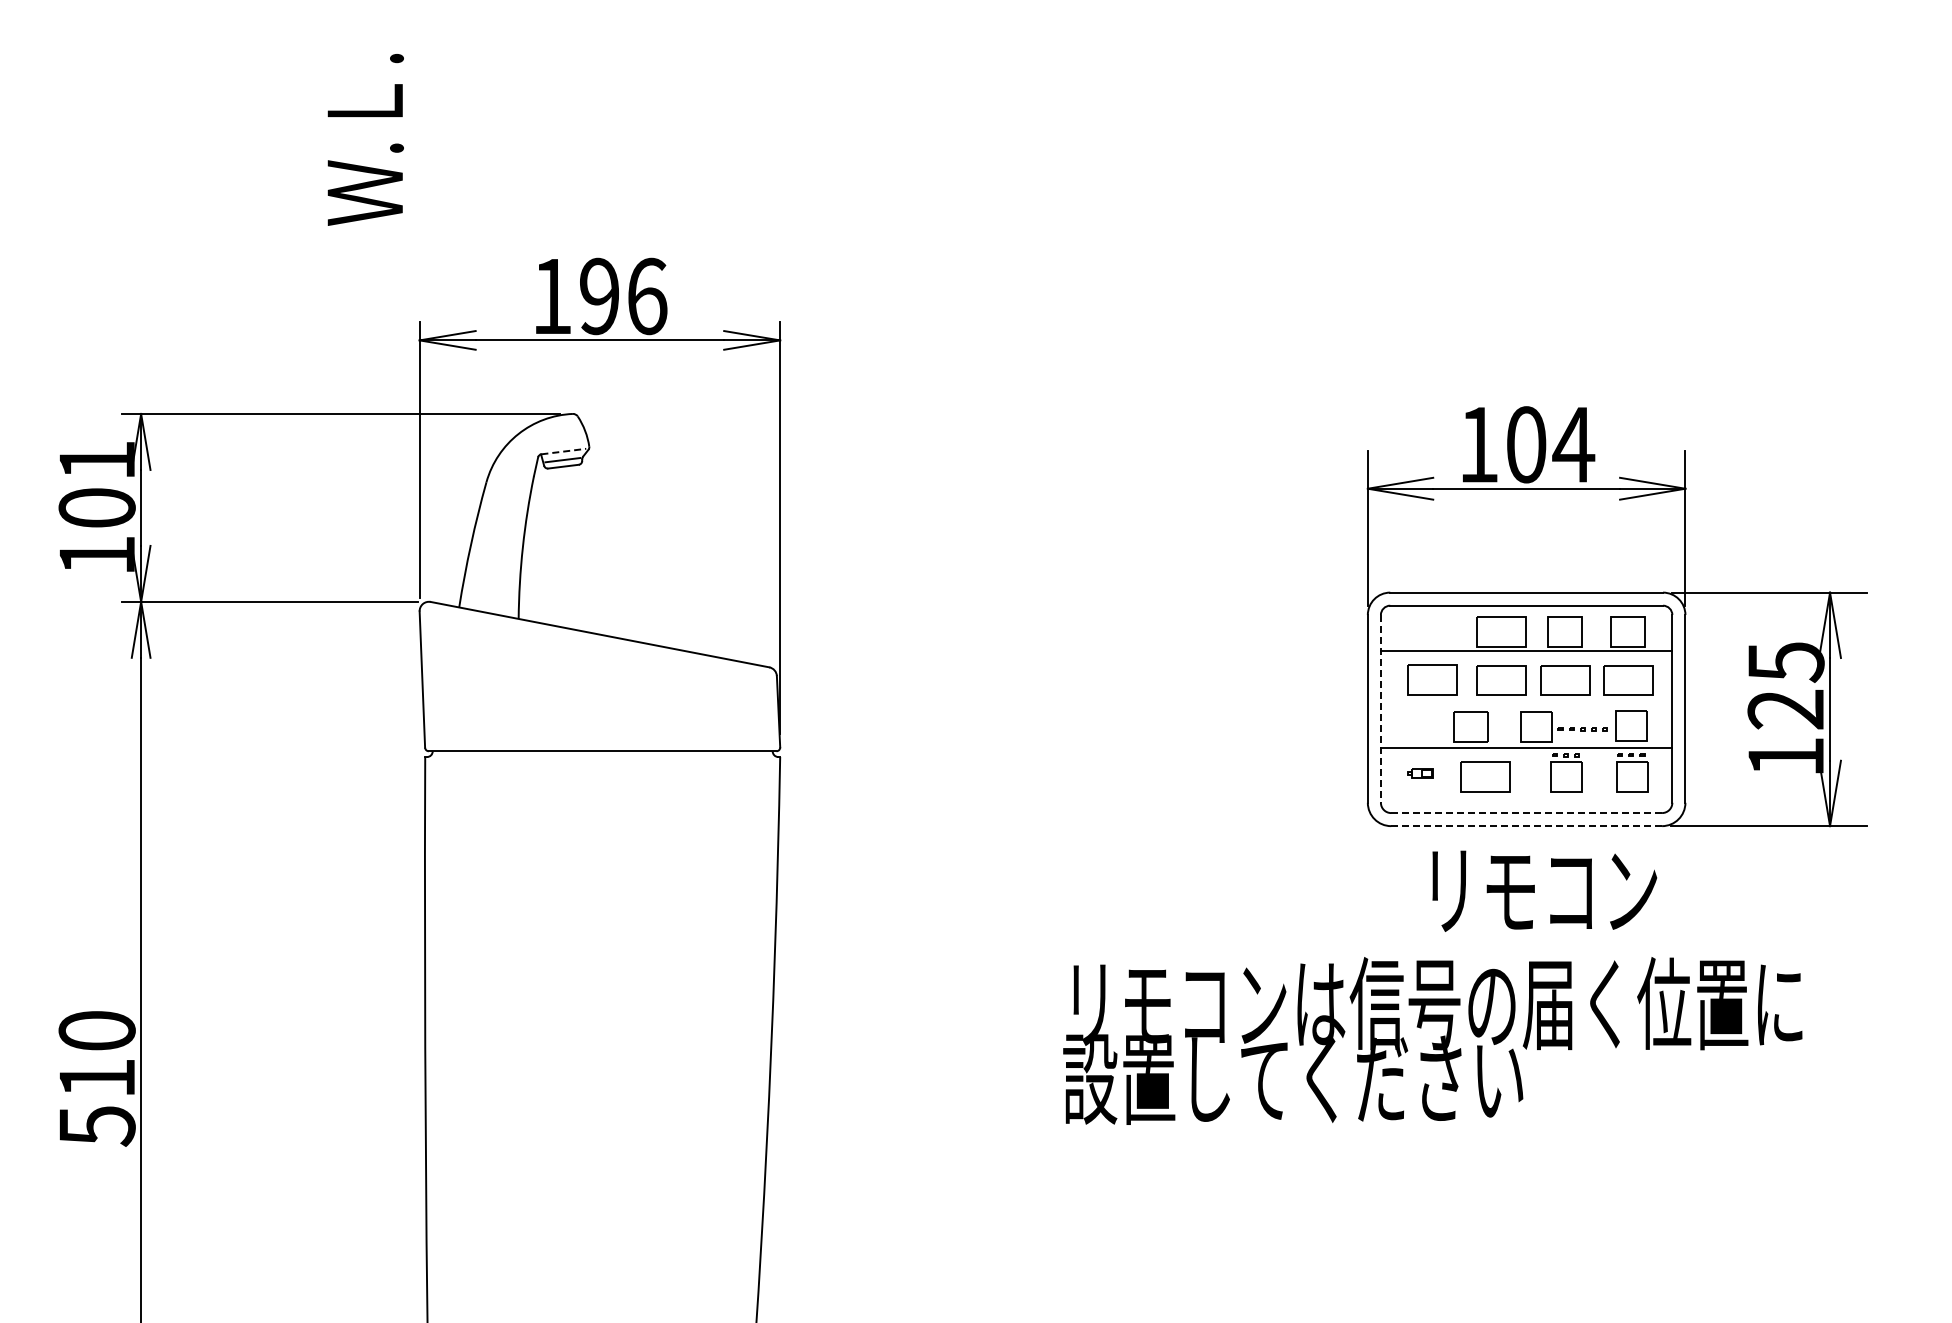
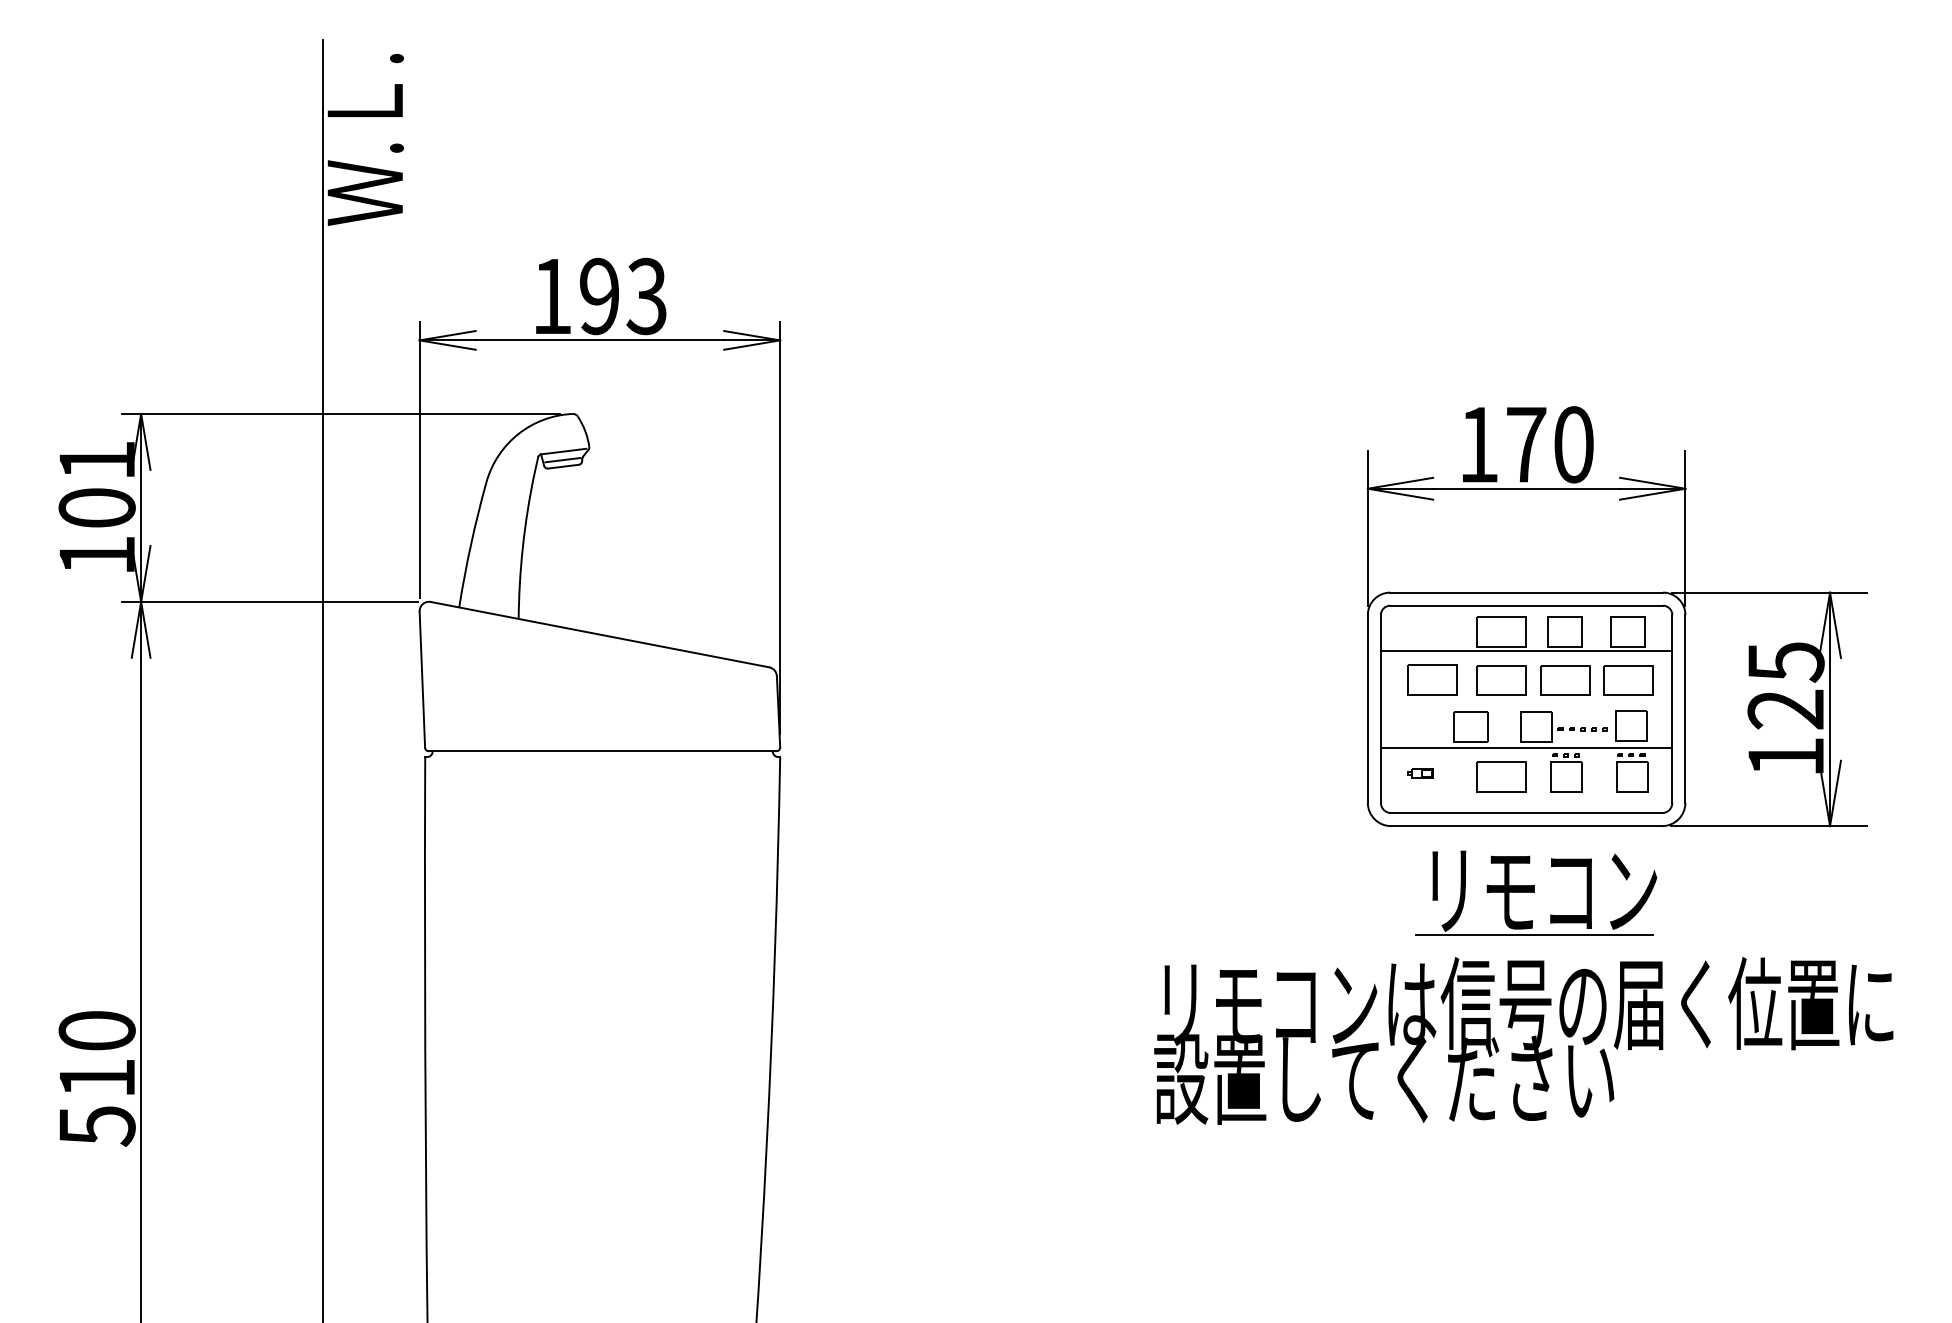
text: 196 -> 193 (646, 296)
text: 104 -> 170 (1551, 444)
line: dashed -> solid (563, 451)
line: none -> present (322, 679)
line: dashed -> solid (1380, 708)
part position: (1485, 776) -> (1501, 776) (1501, 776)
line: dashed -> solid (1527, 813)
line: dashed -> solid (1526, 826)
line: none -> present (1533, 934)
text position: (1432, 1040) -> (1523, 1040) (1523, 1040)
